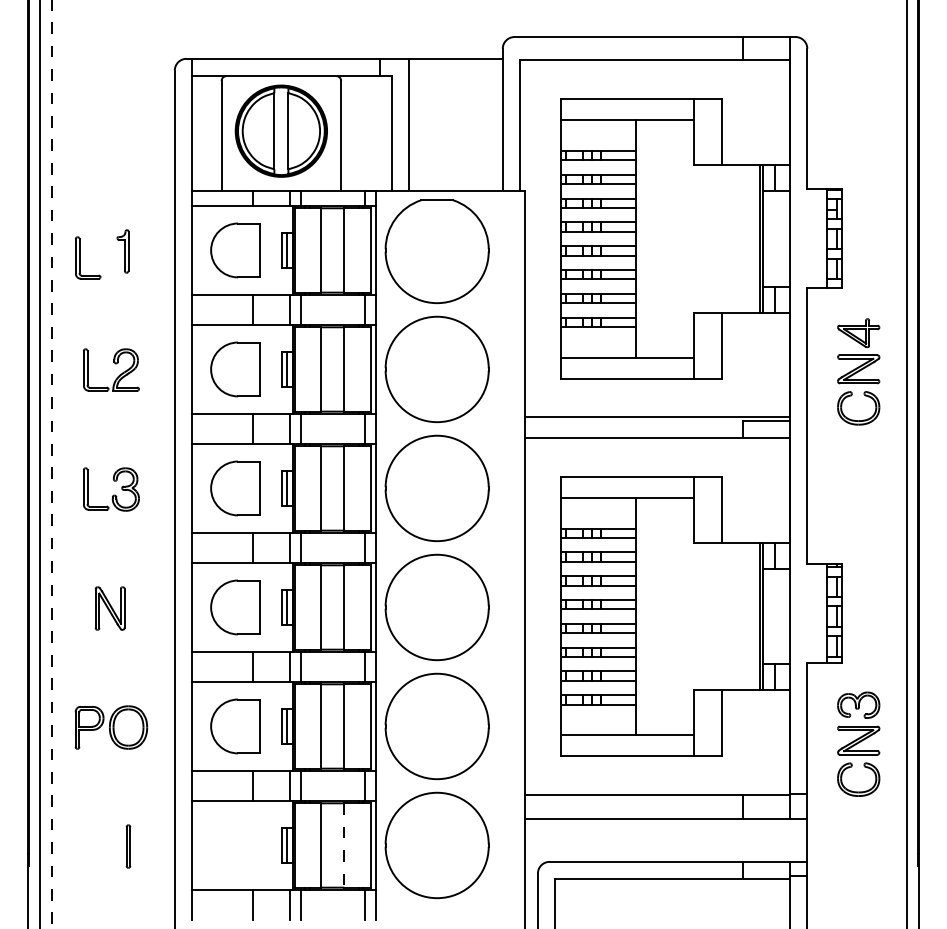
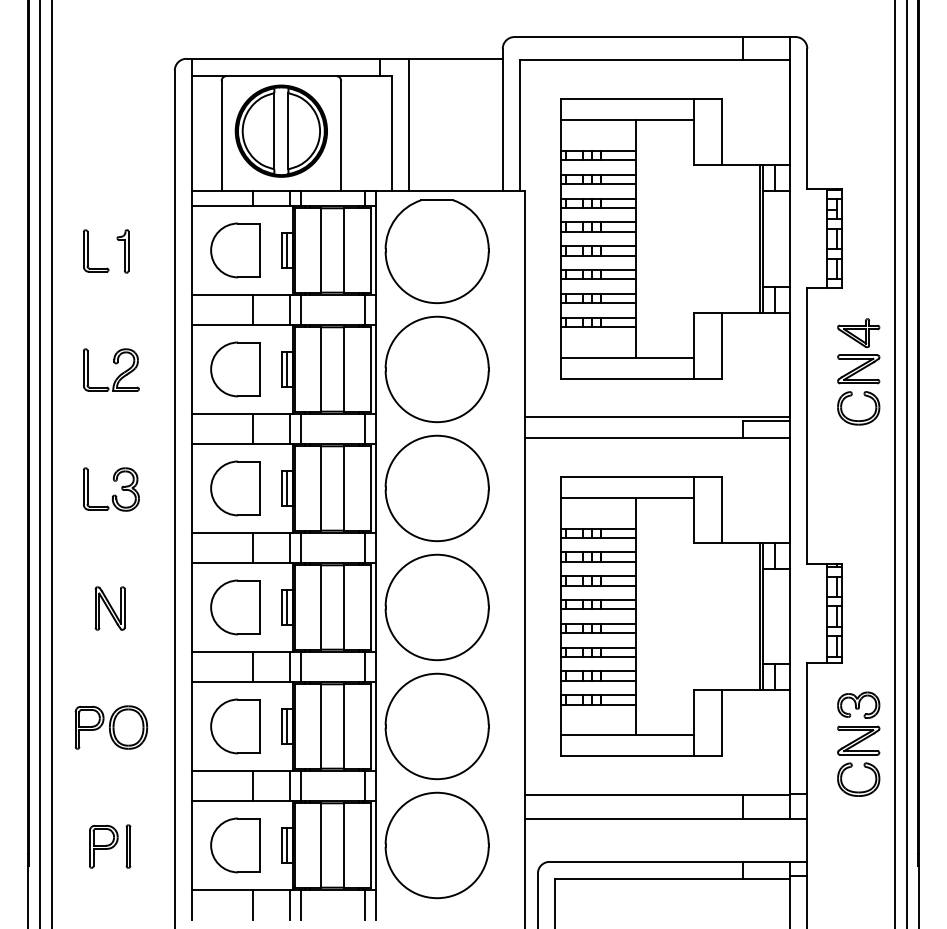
part position: (80, 257) -> (88, 250) (88, 250)
line: none -> present (894, 463)
line: dashed -> solid (52, 464)
part: none -> present (235, 845)
line: dashed -> solid (344, 845)
part: none -> present (103, 846)
